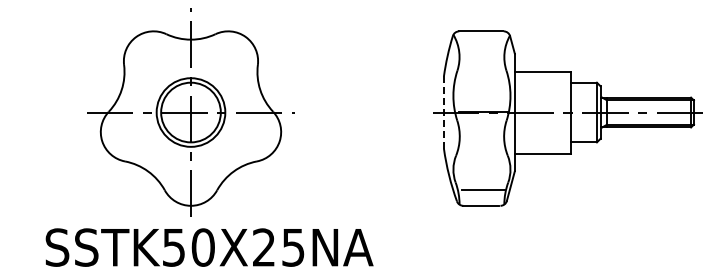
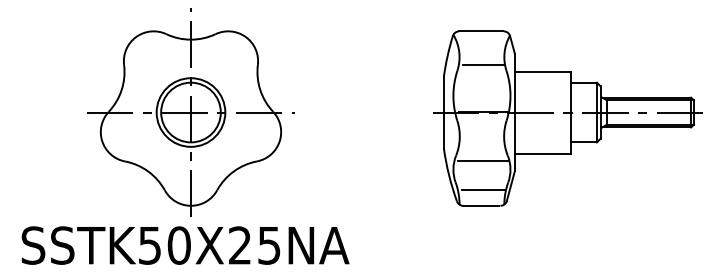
line: none -> present (482, 64)
line: dashed -> solid (443, 112)
line: none -> present (483, 161)
text position: (209, 247) -> (185, 245) (185, 245)
